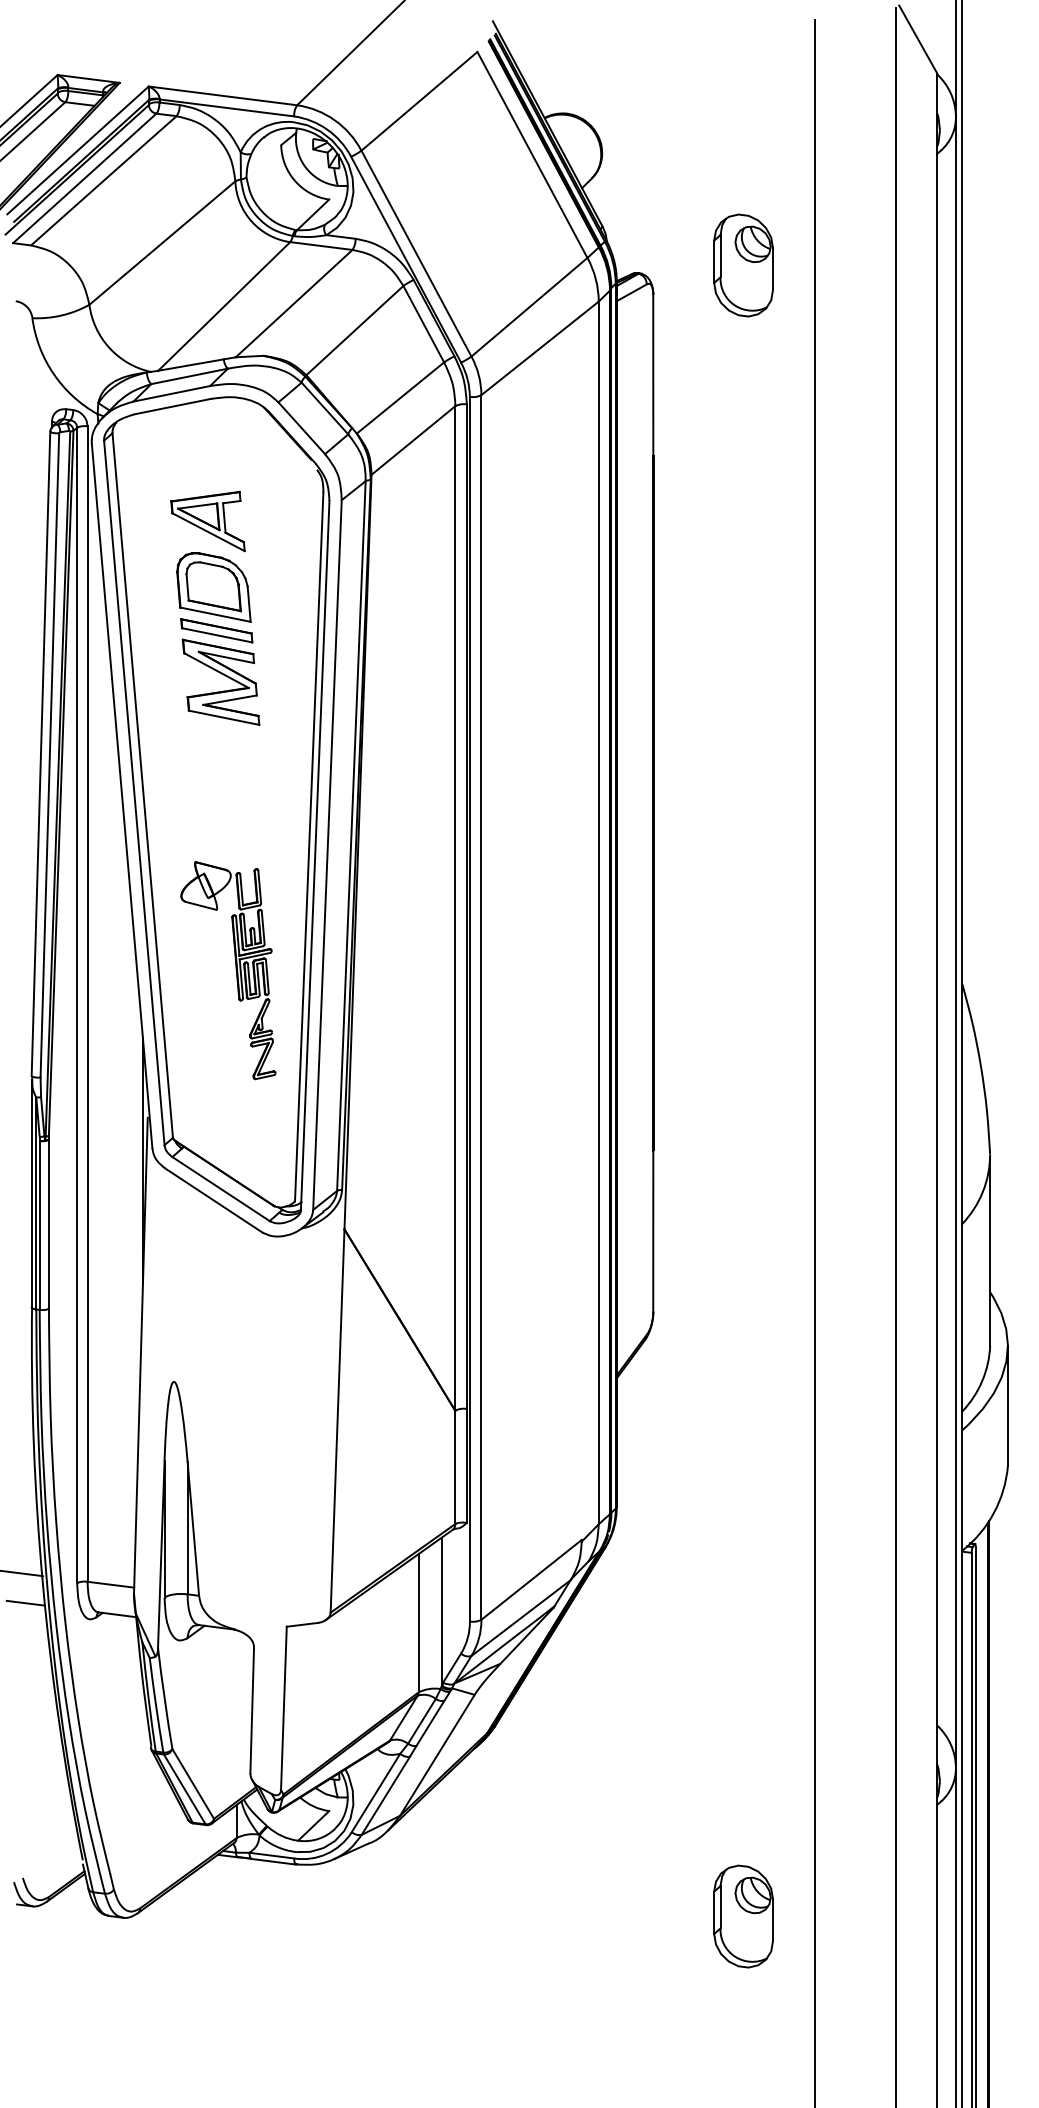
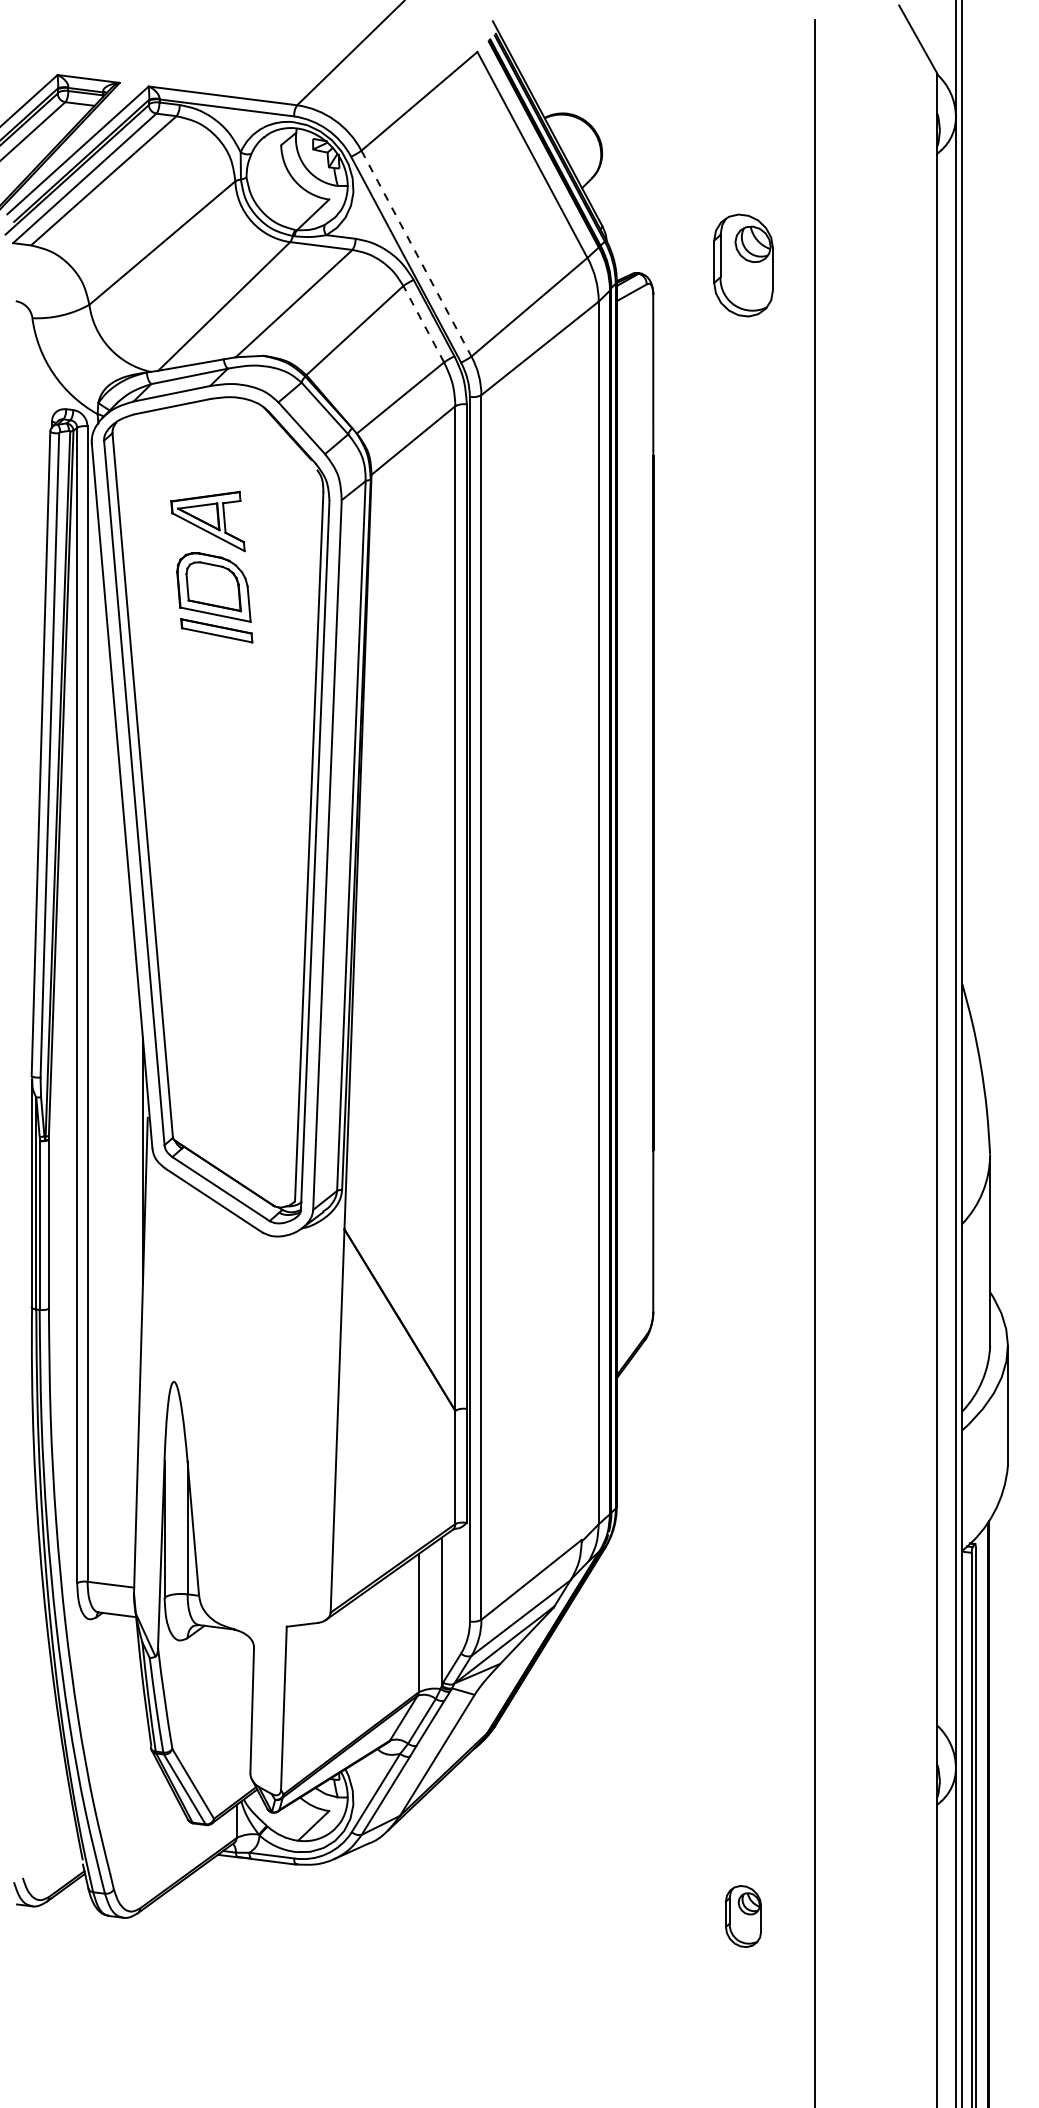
line: solid -> dashed (416, 253)
line: solid -> dashed (423, 323)
part: present -> none (223, 675)
part: present -> none (235, 970)
line: present -> none (896, 1056)
line: present -> none (22, 1573)
line: present -> none (25, 1602)
part size: 61x105 px -> 38x63 px (742, 1916)
